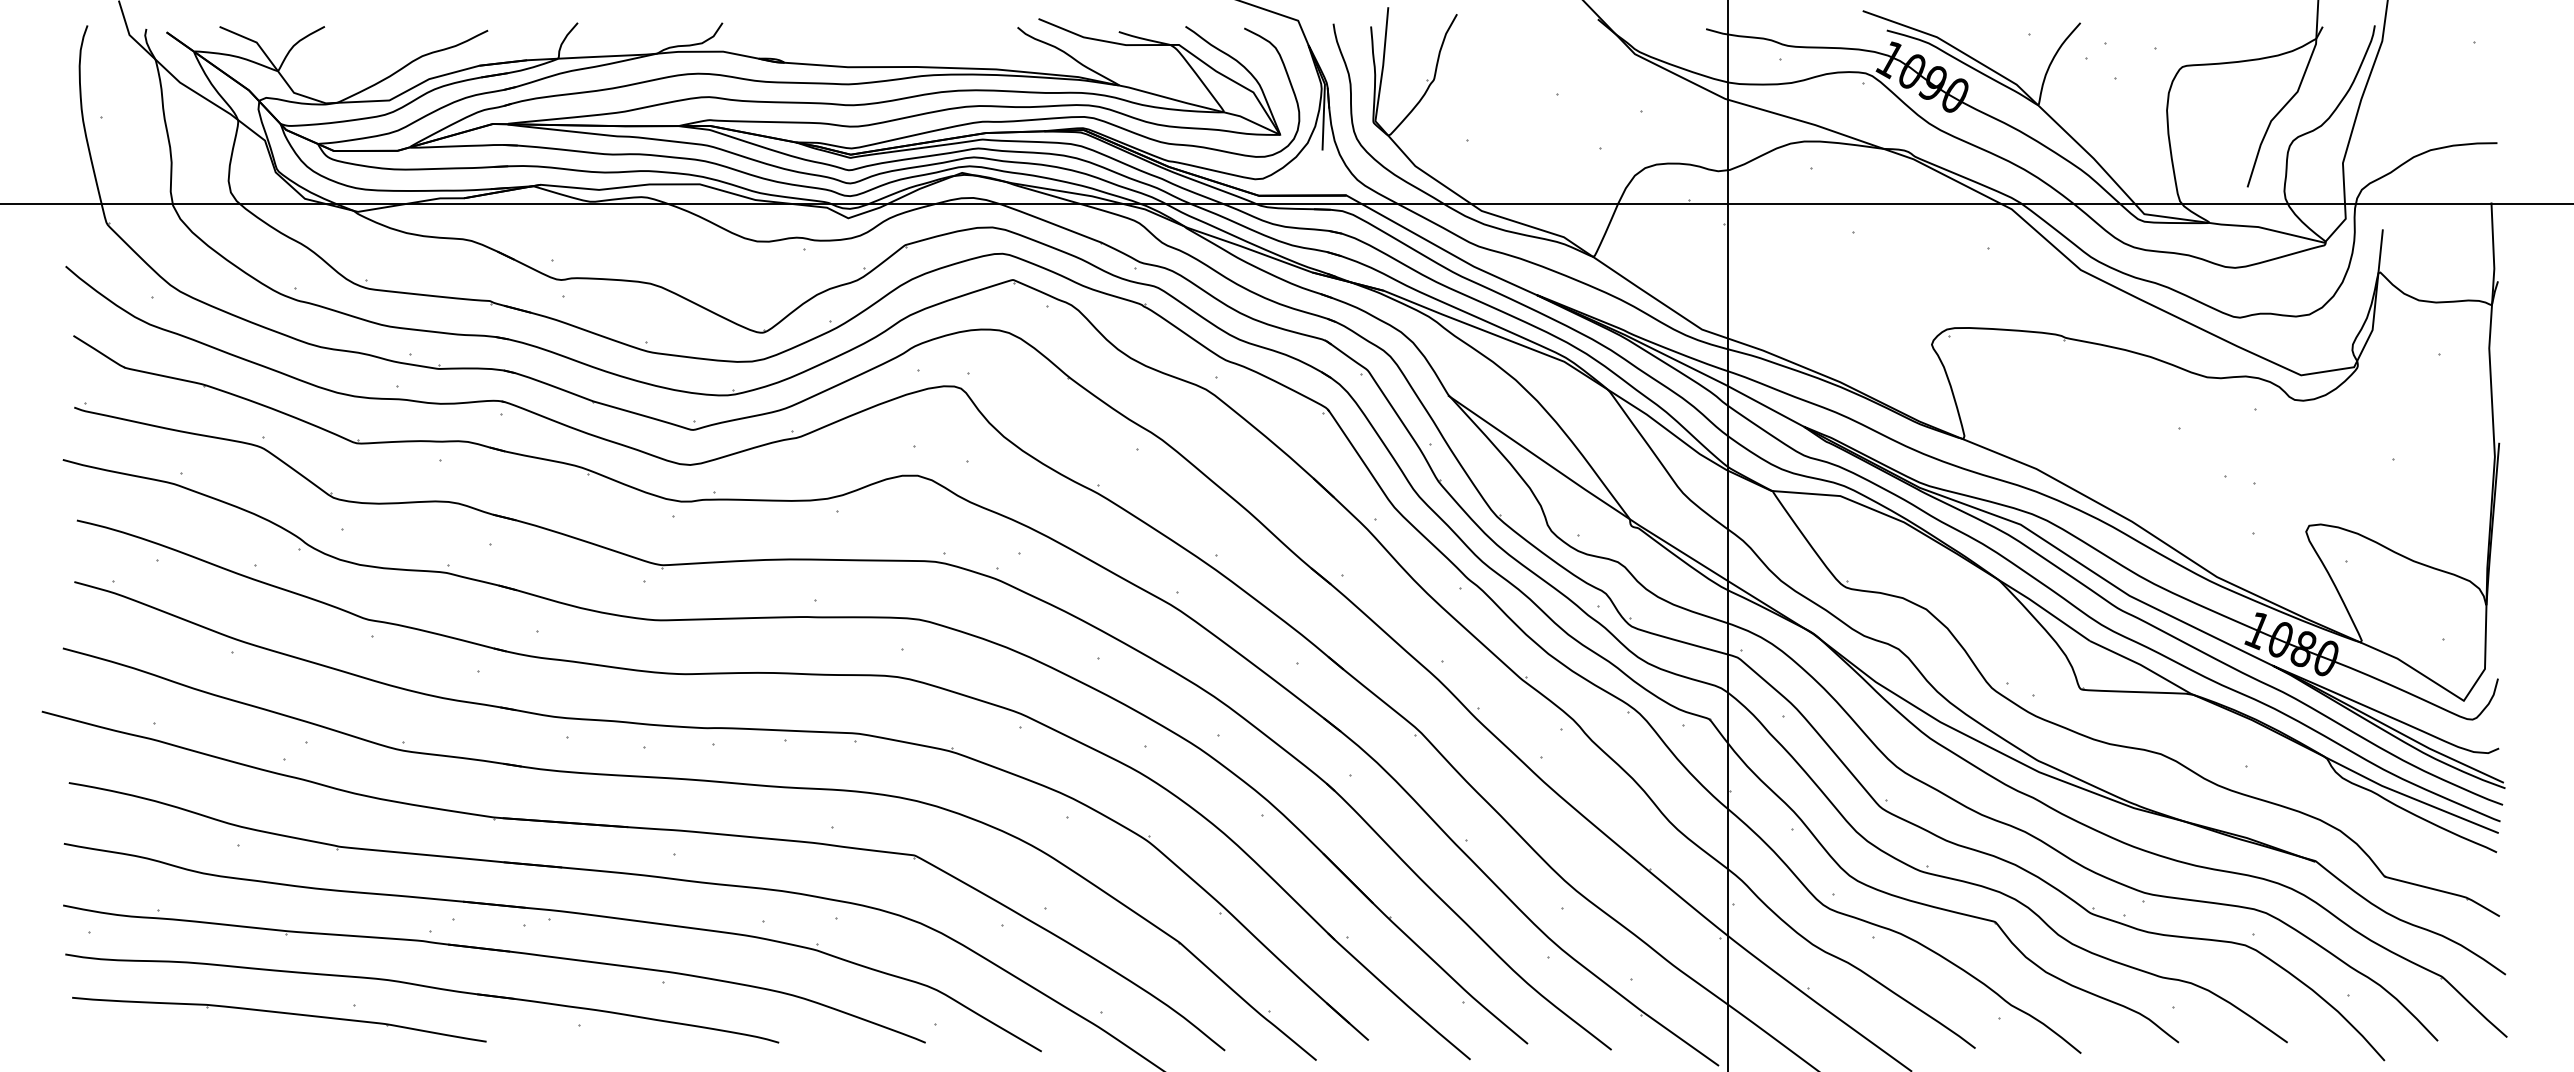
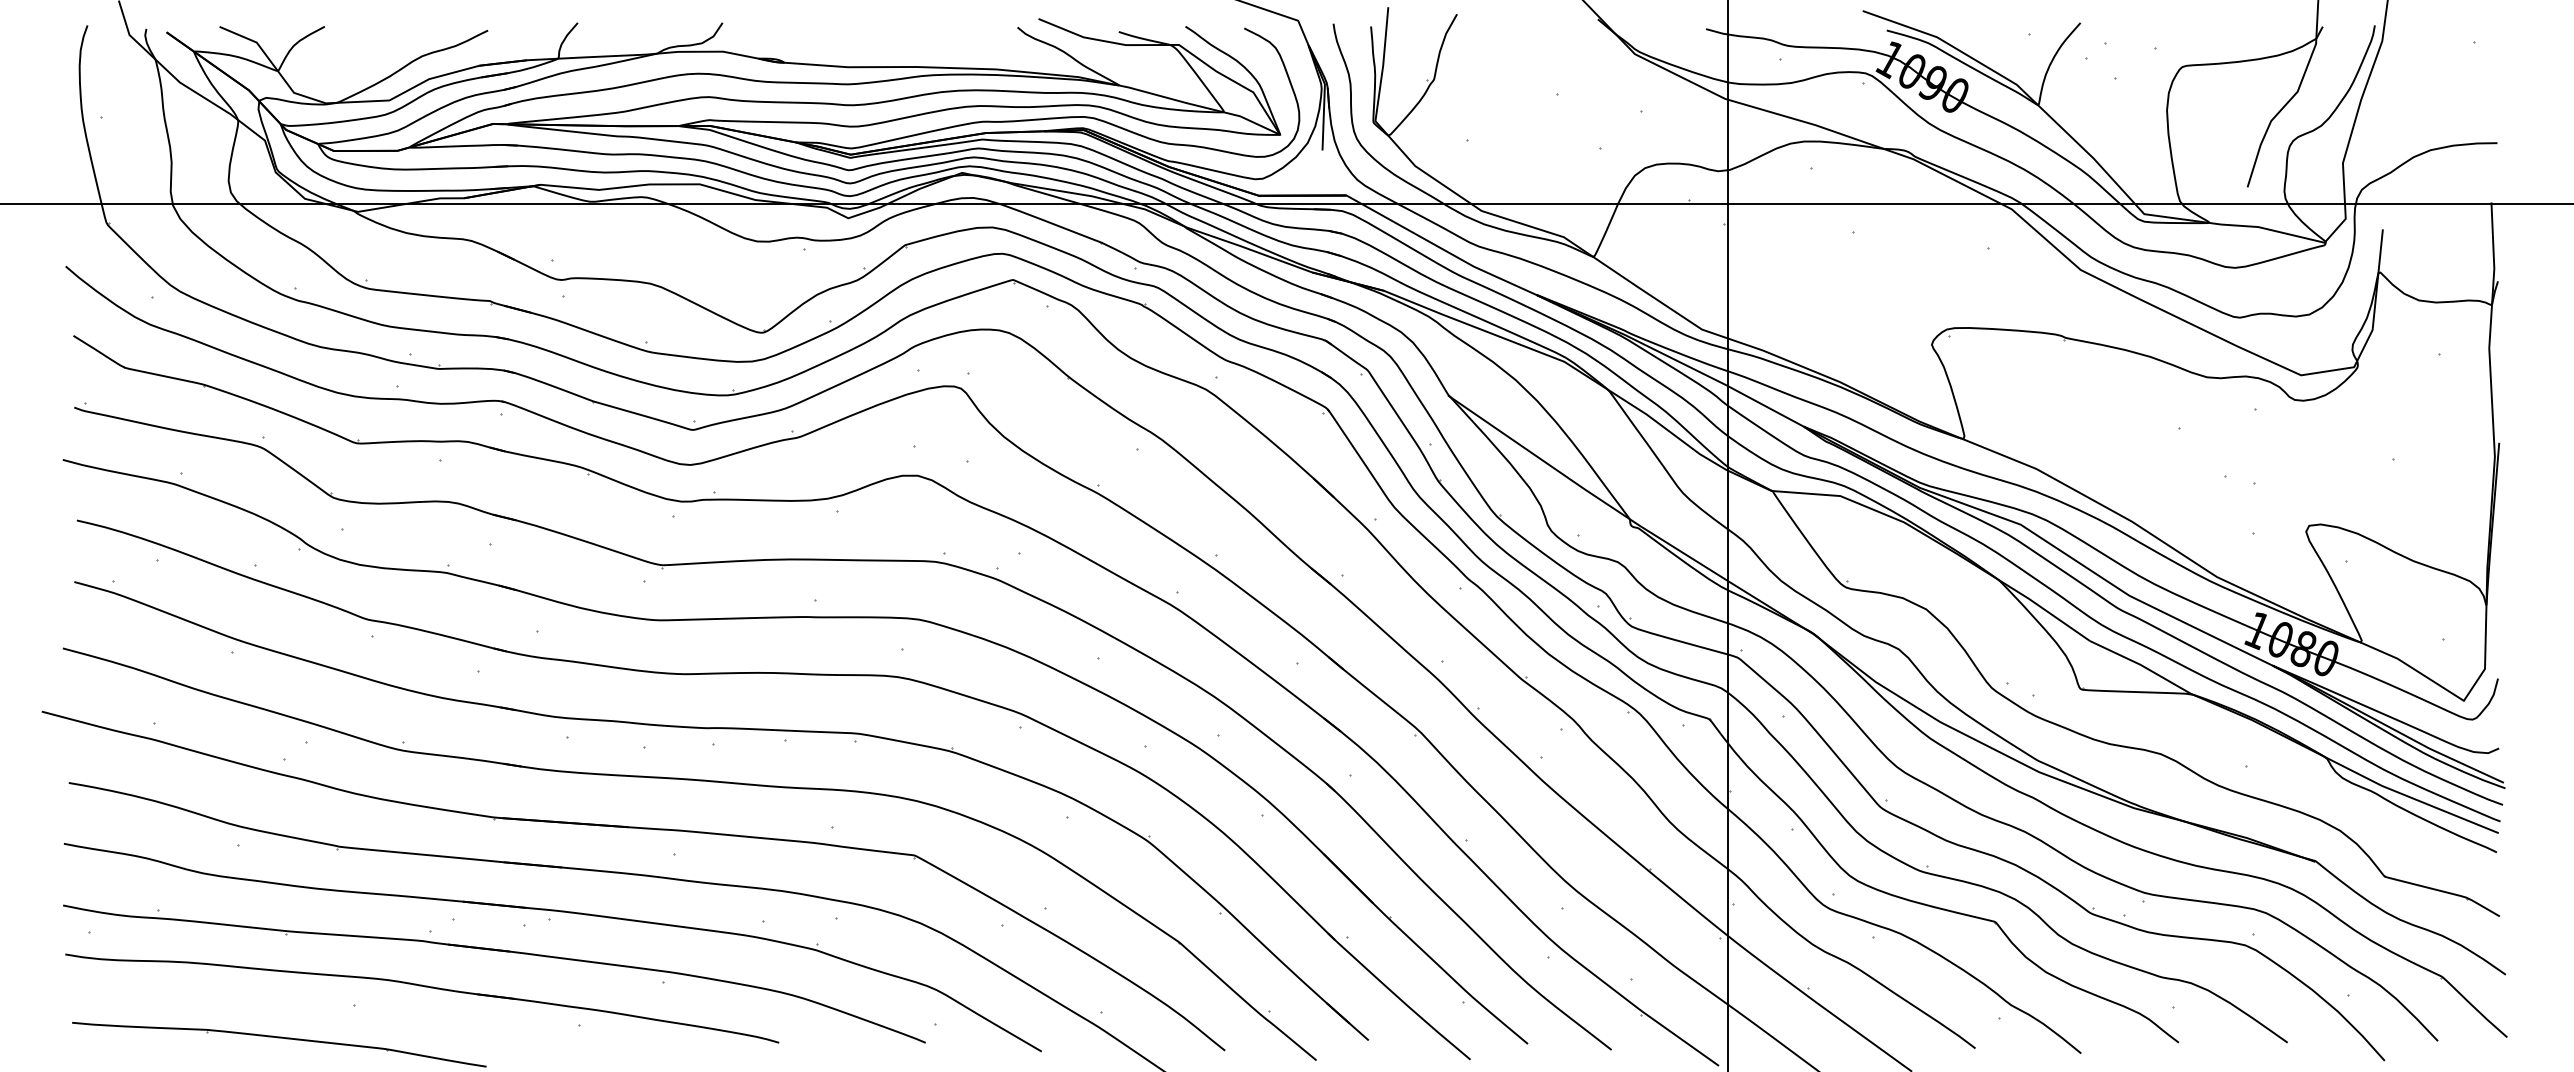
part position: (279, 1019) -> (279, 1044) (279, 1044)
